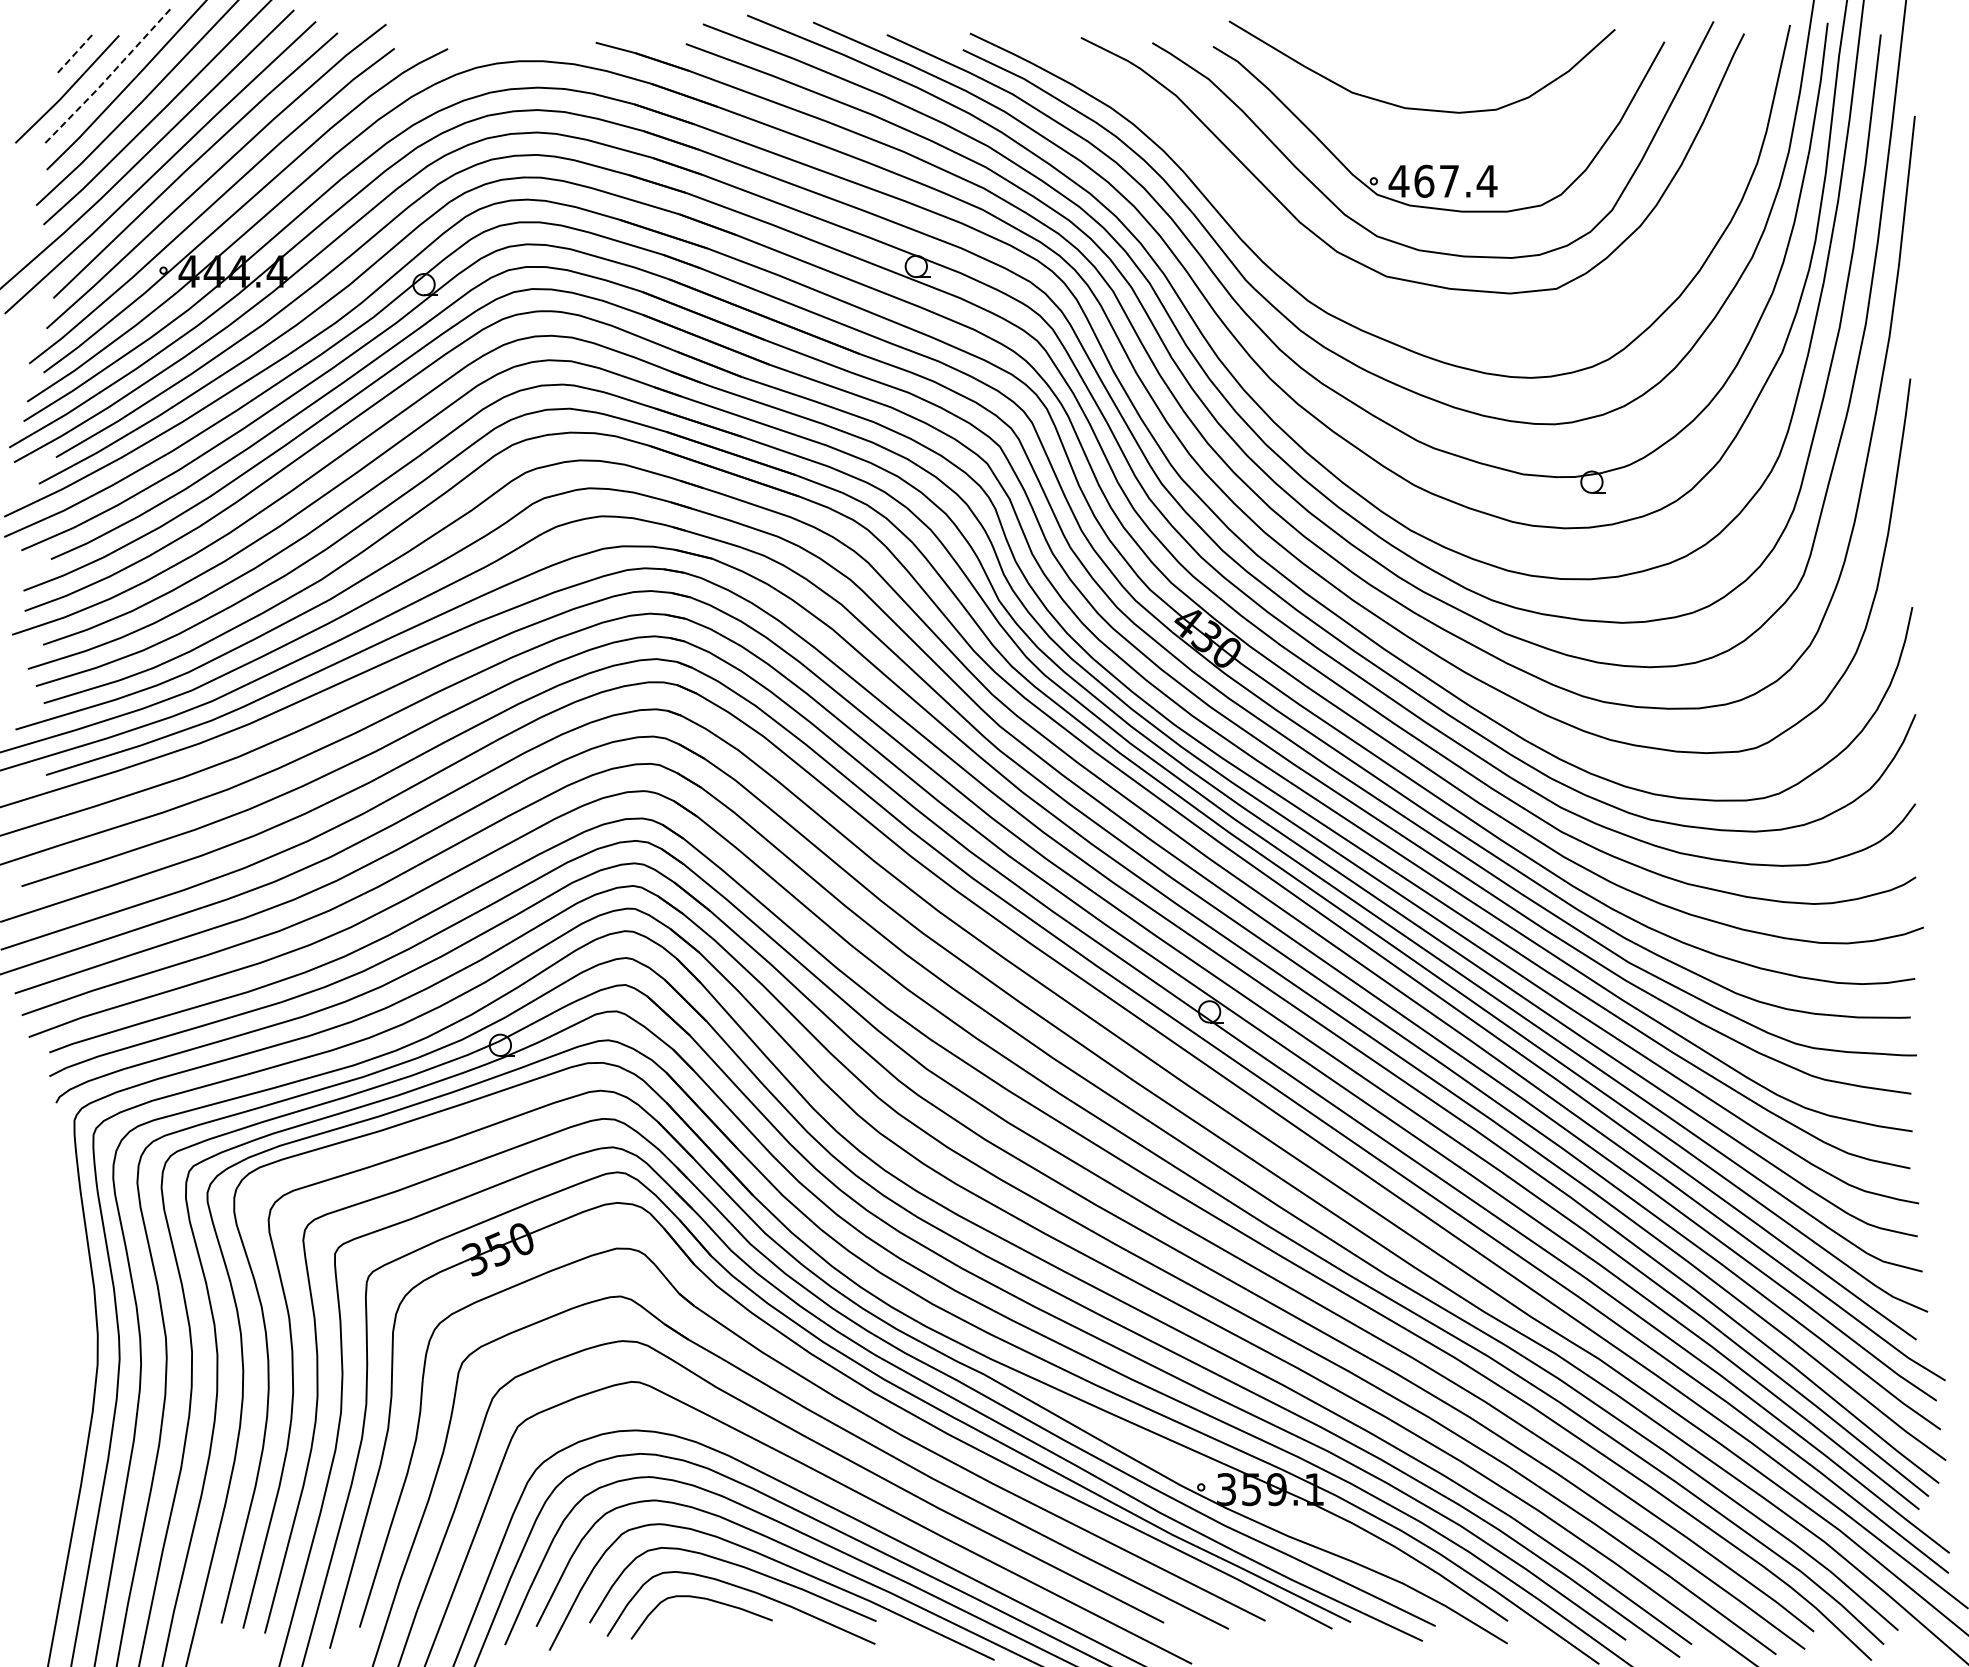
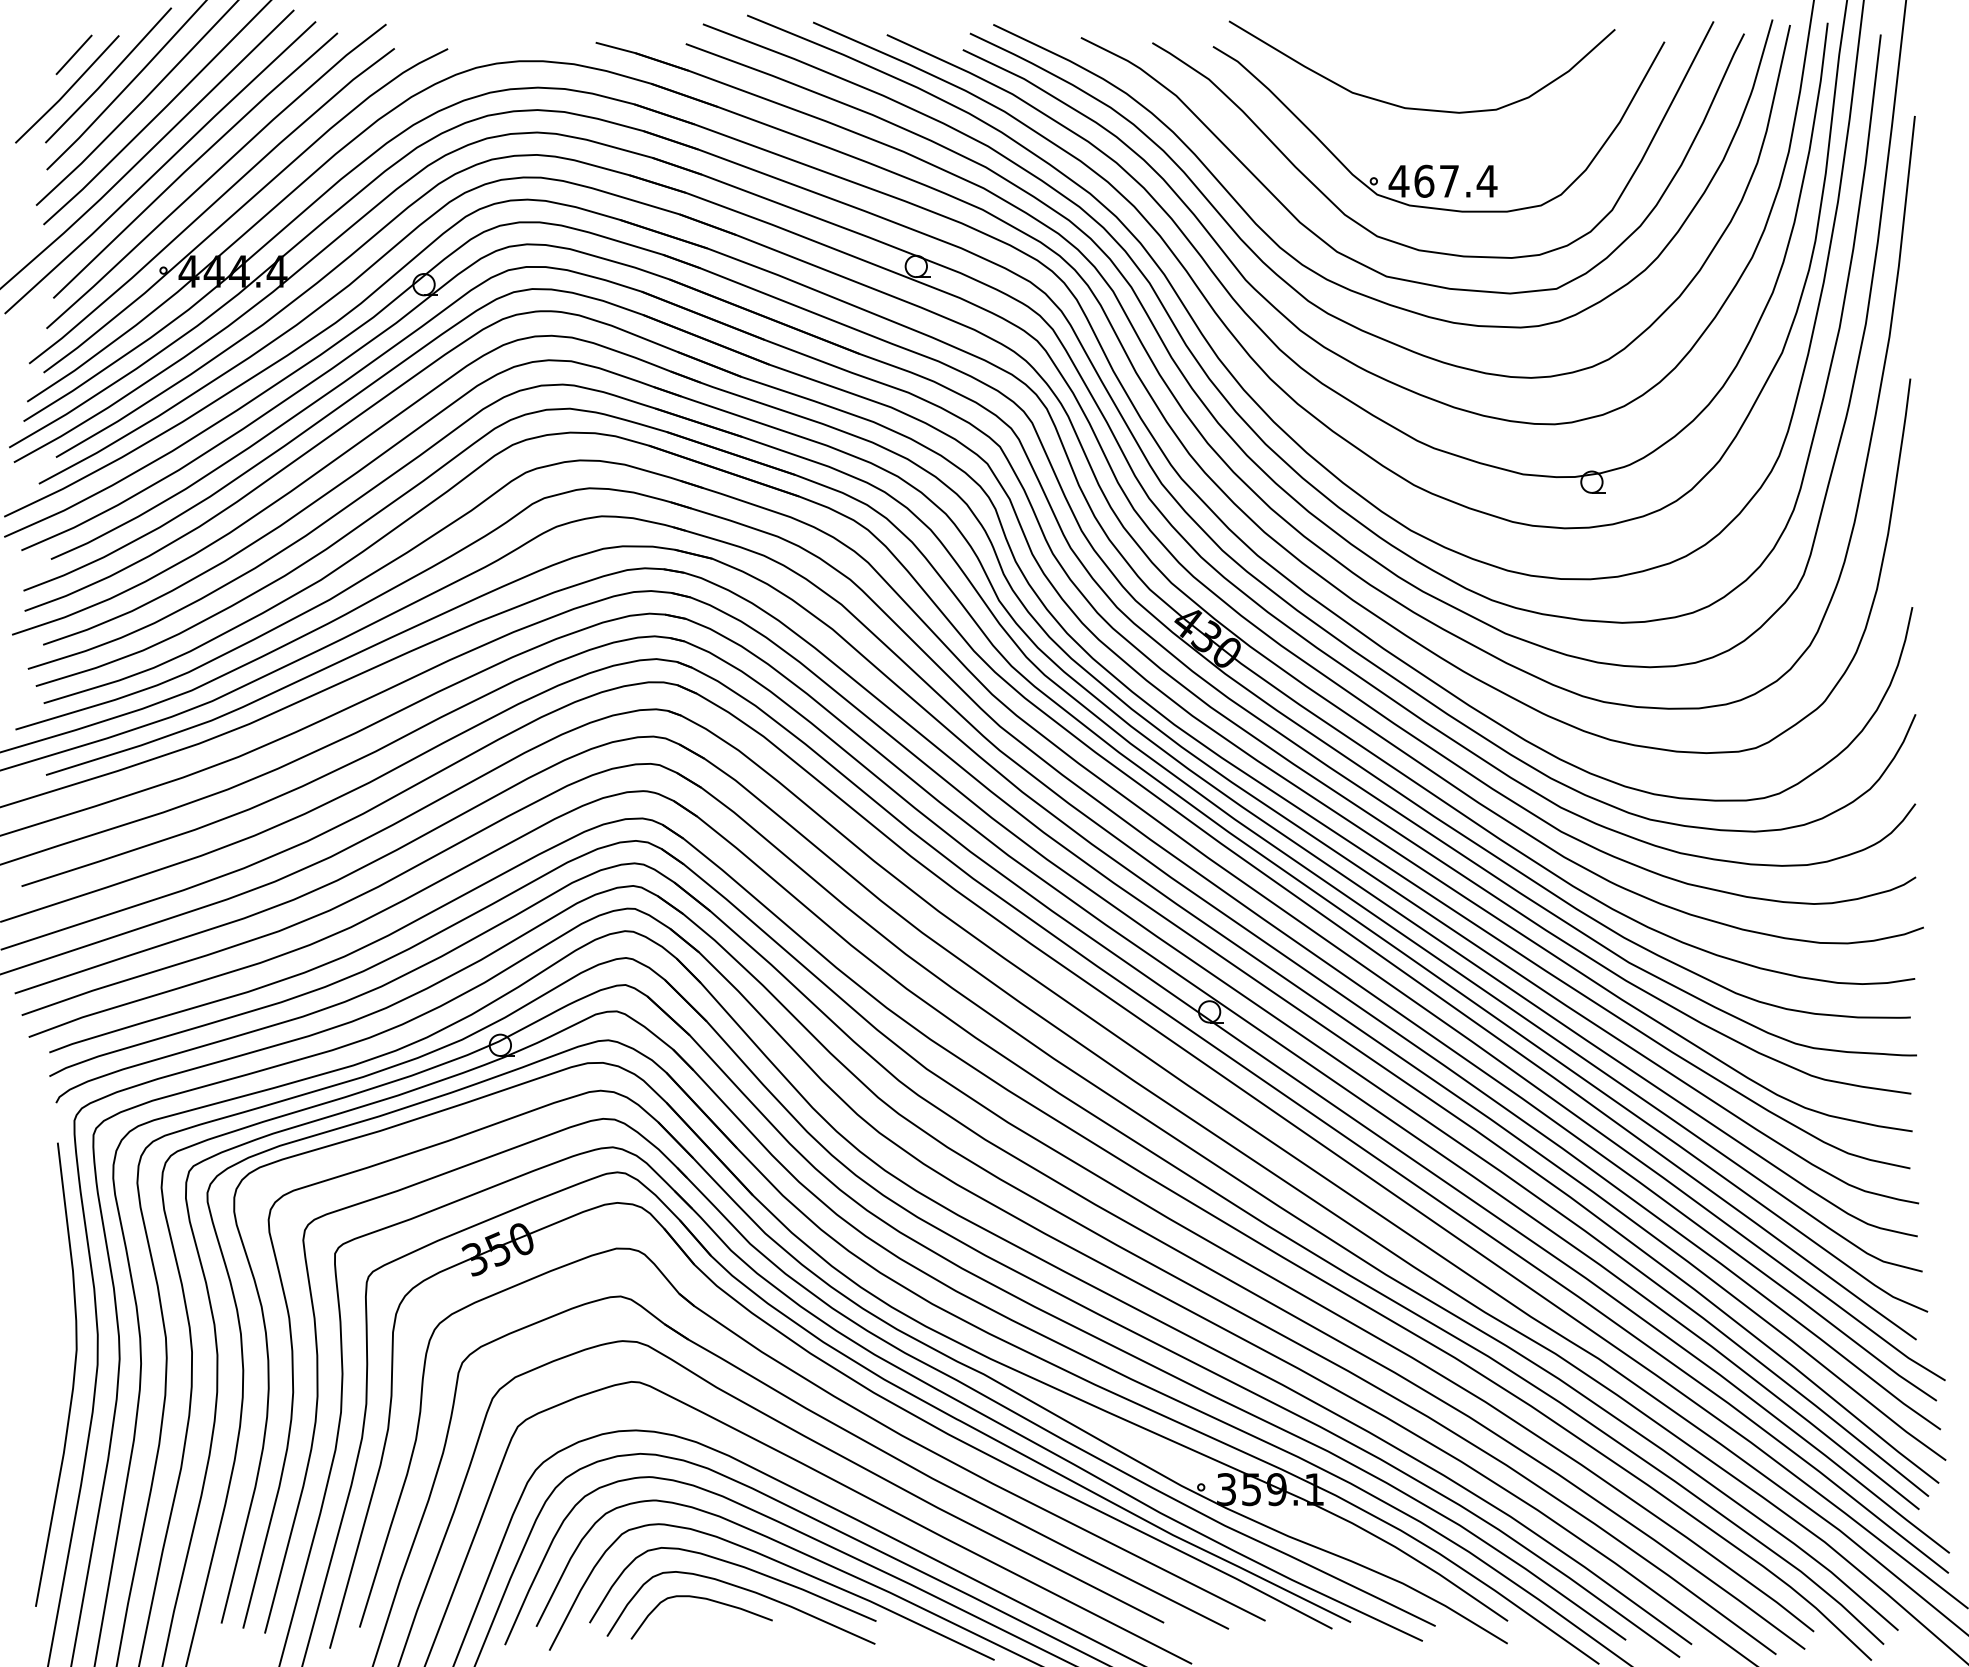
line: dashed -> solid (74, 54)
line: dashed -> solid (109, 76)
curve: none -> present (1336, 282)
curve: none -> present (73, 1374)
